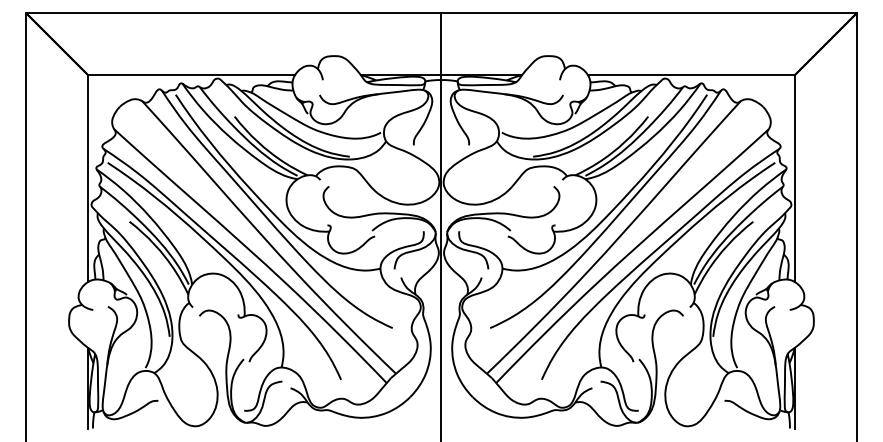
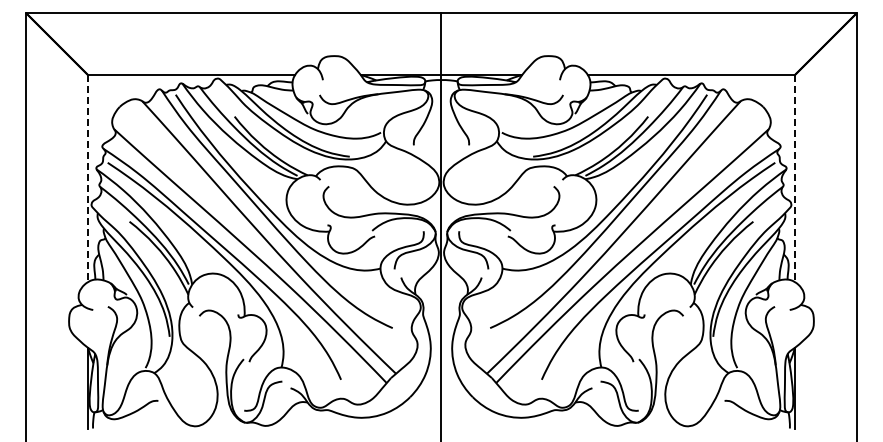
line: solid -> dashed (88, 179)
line: solid -> dashed (794, 179)
